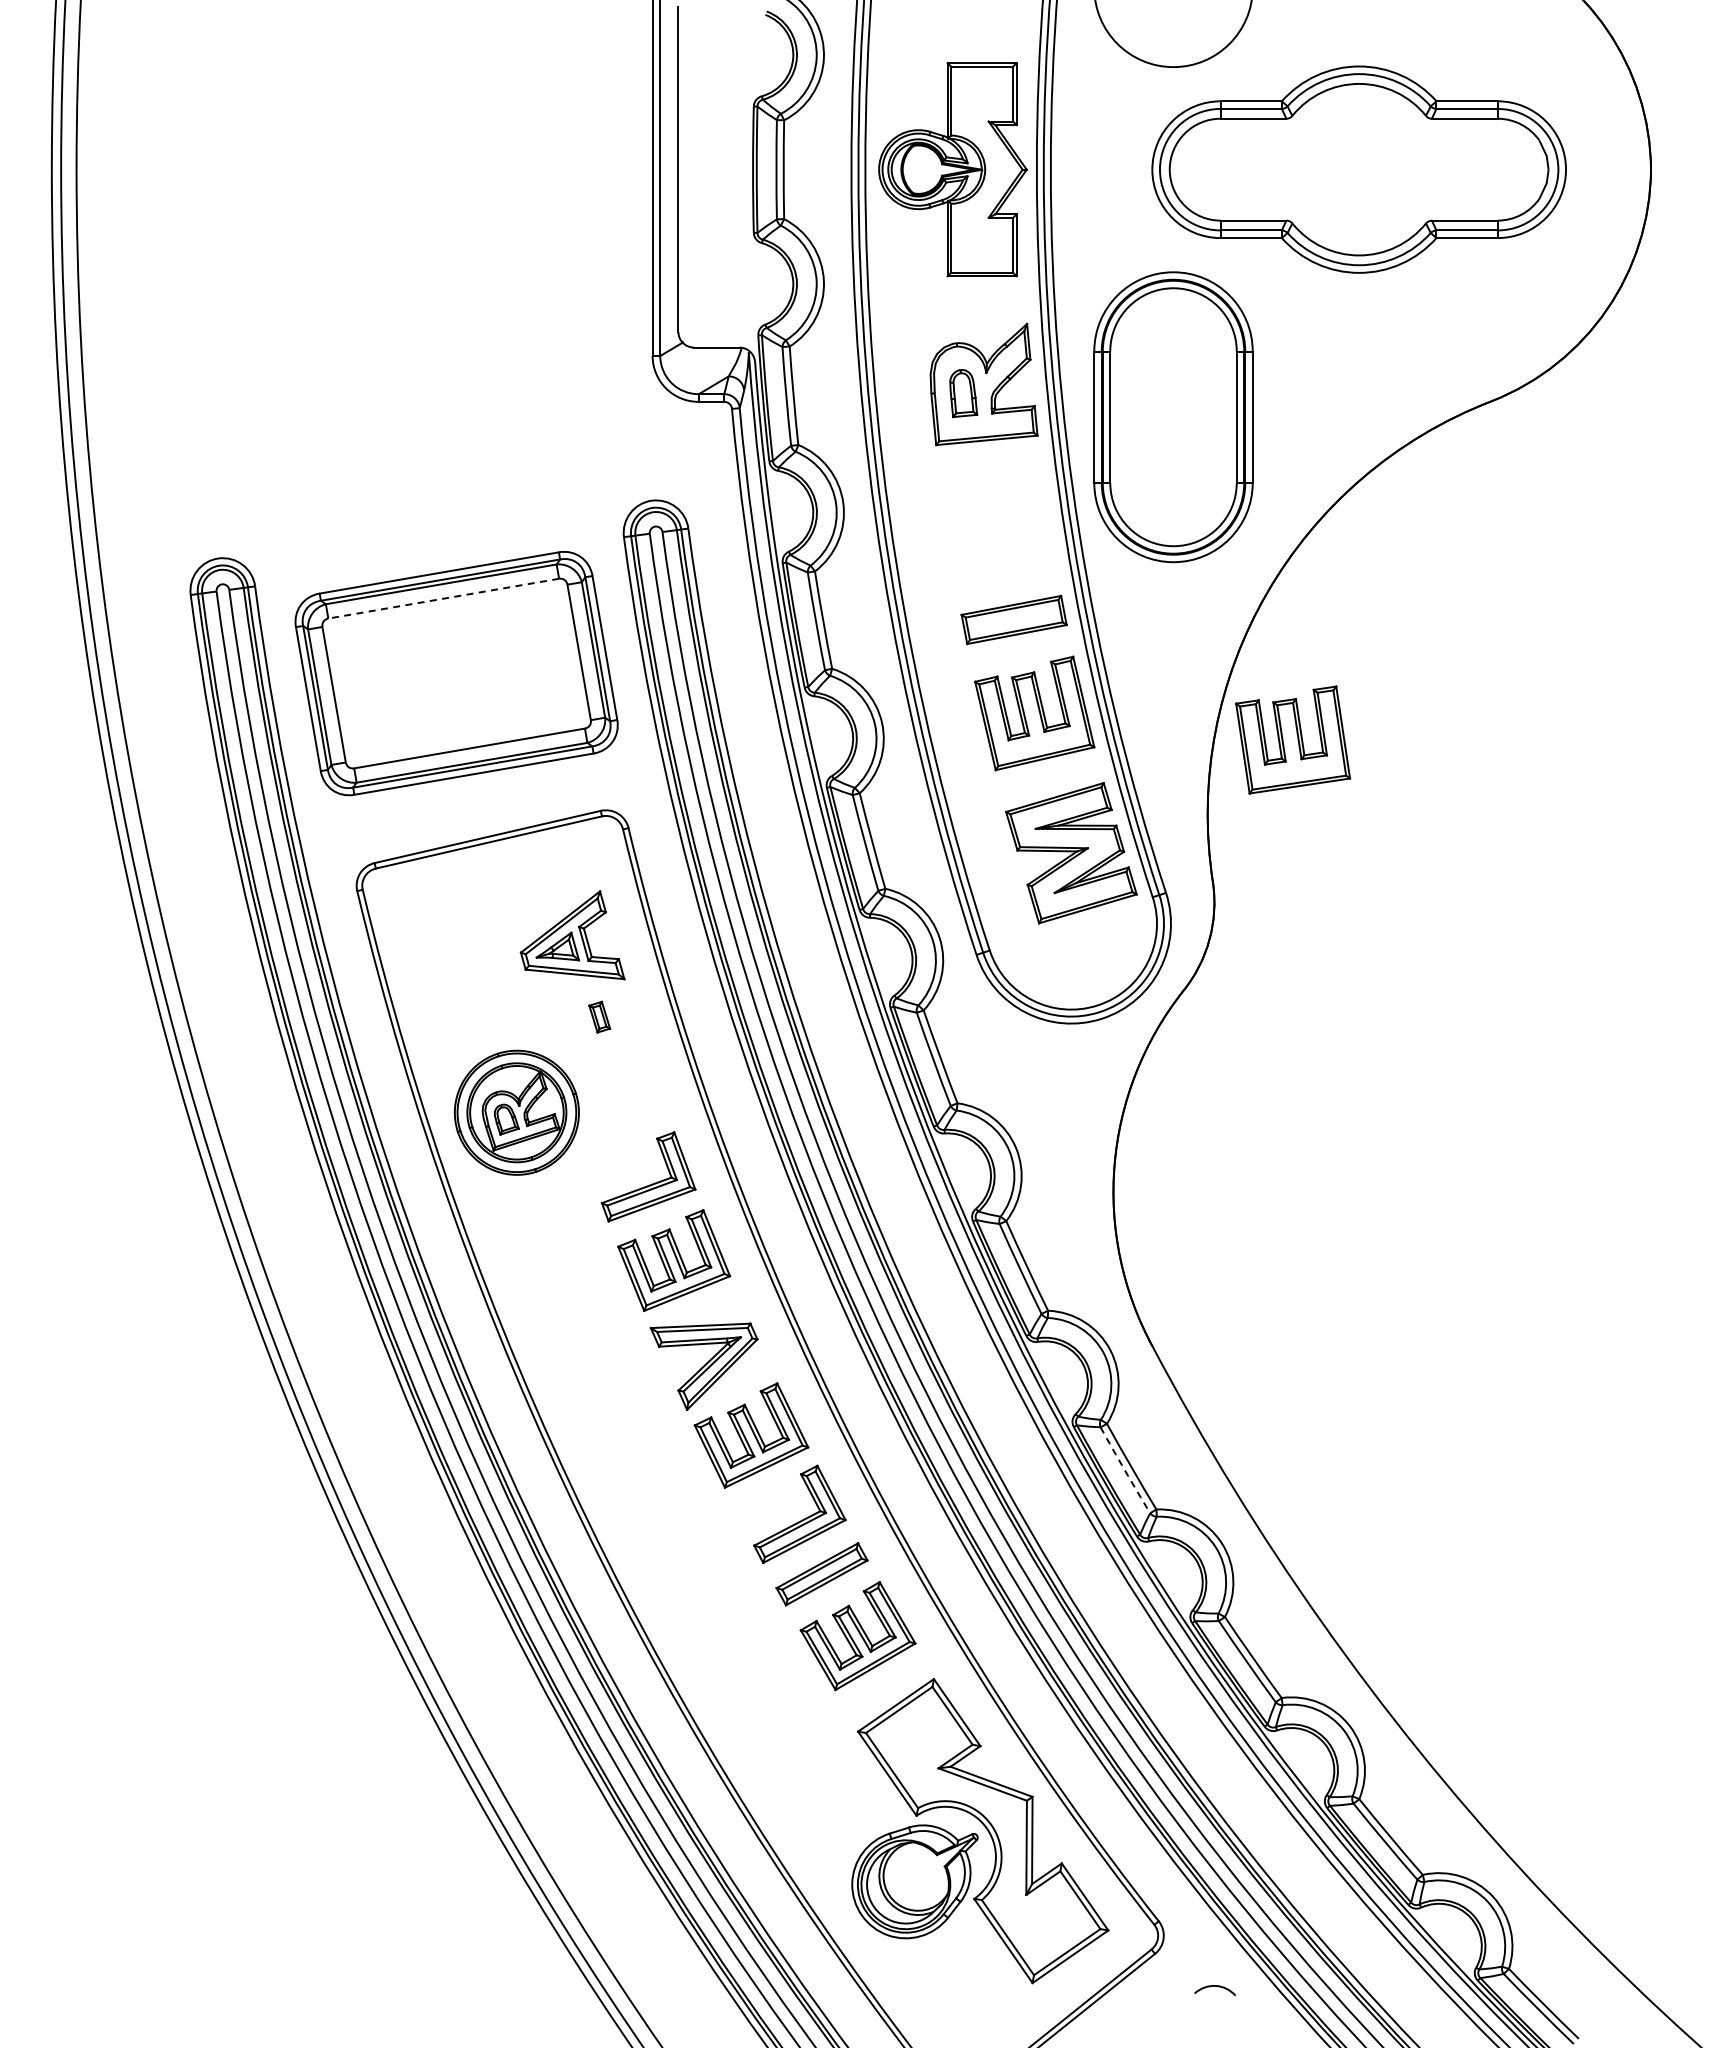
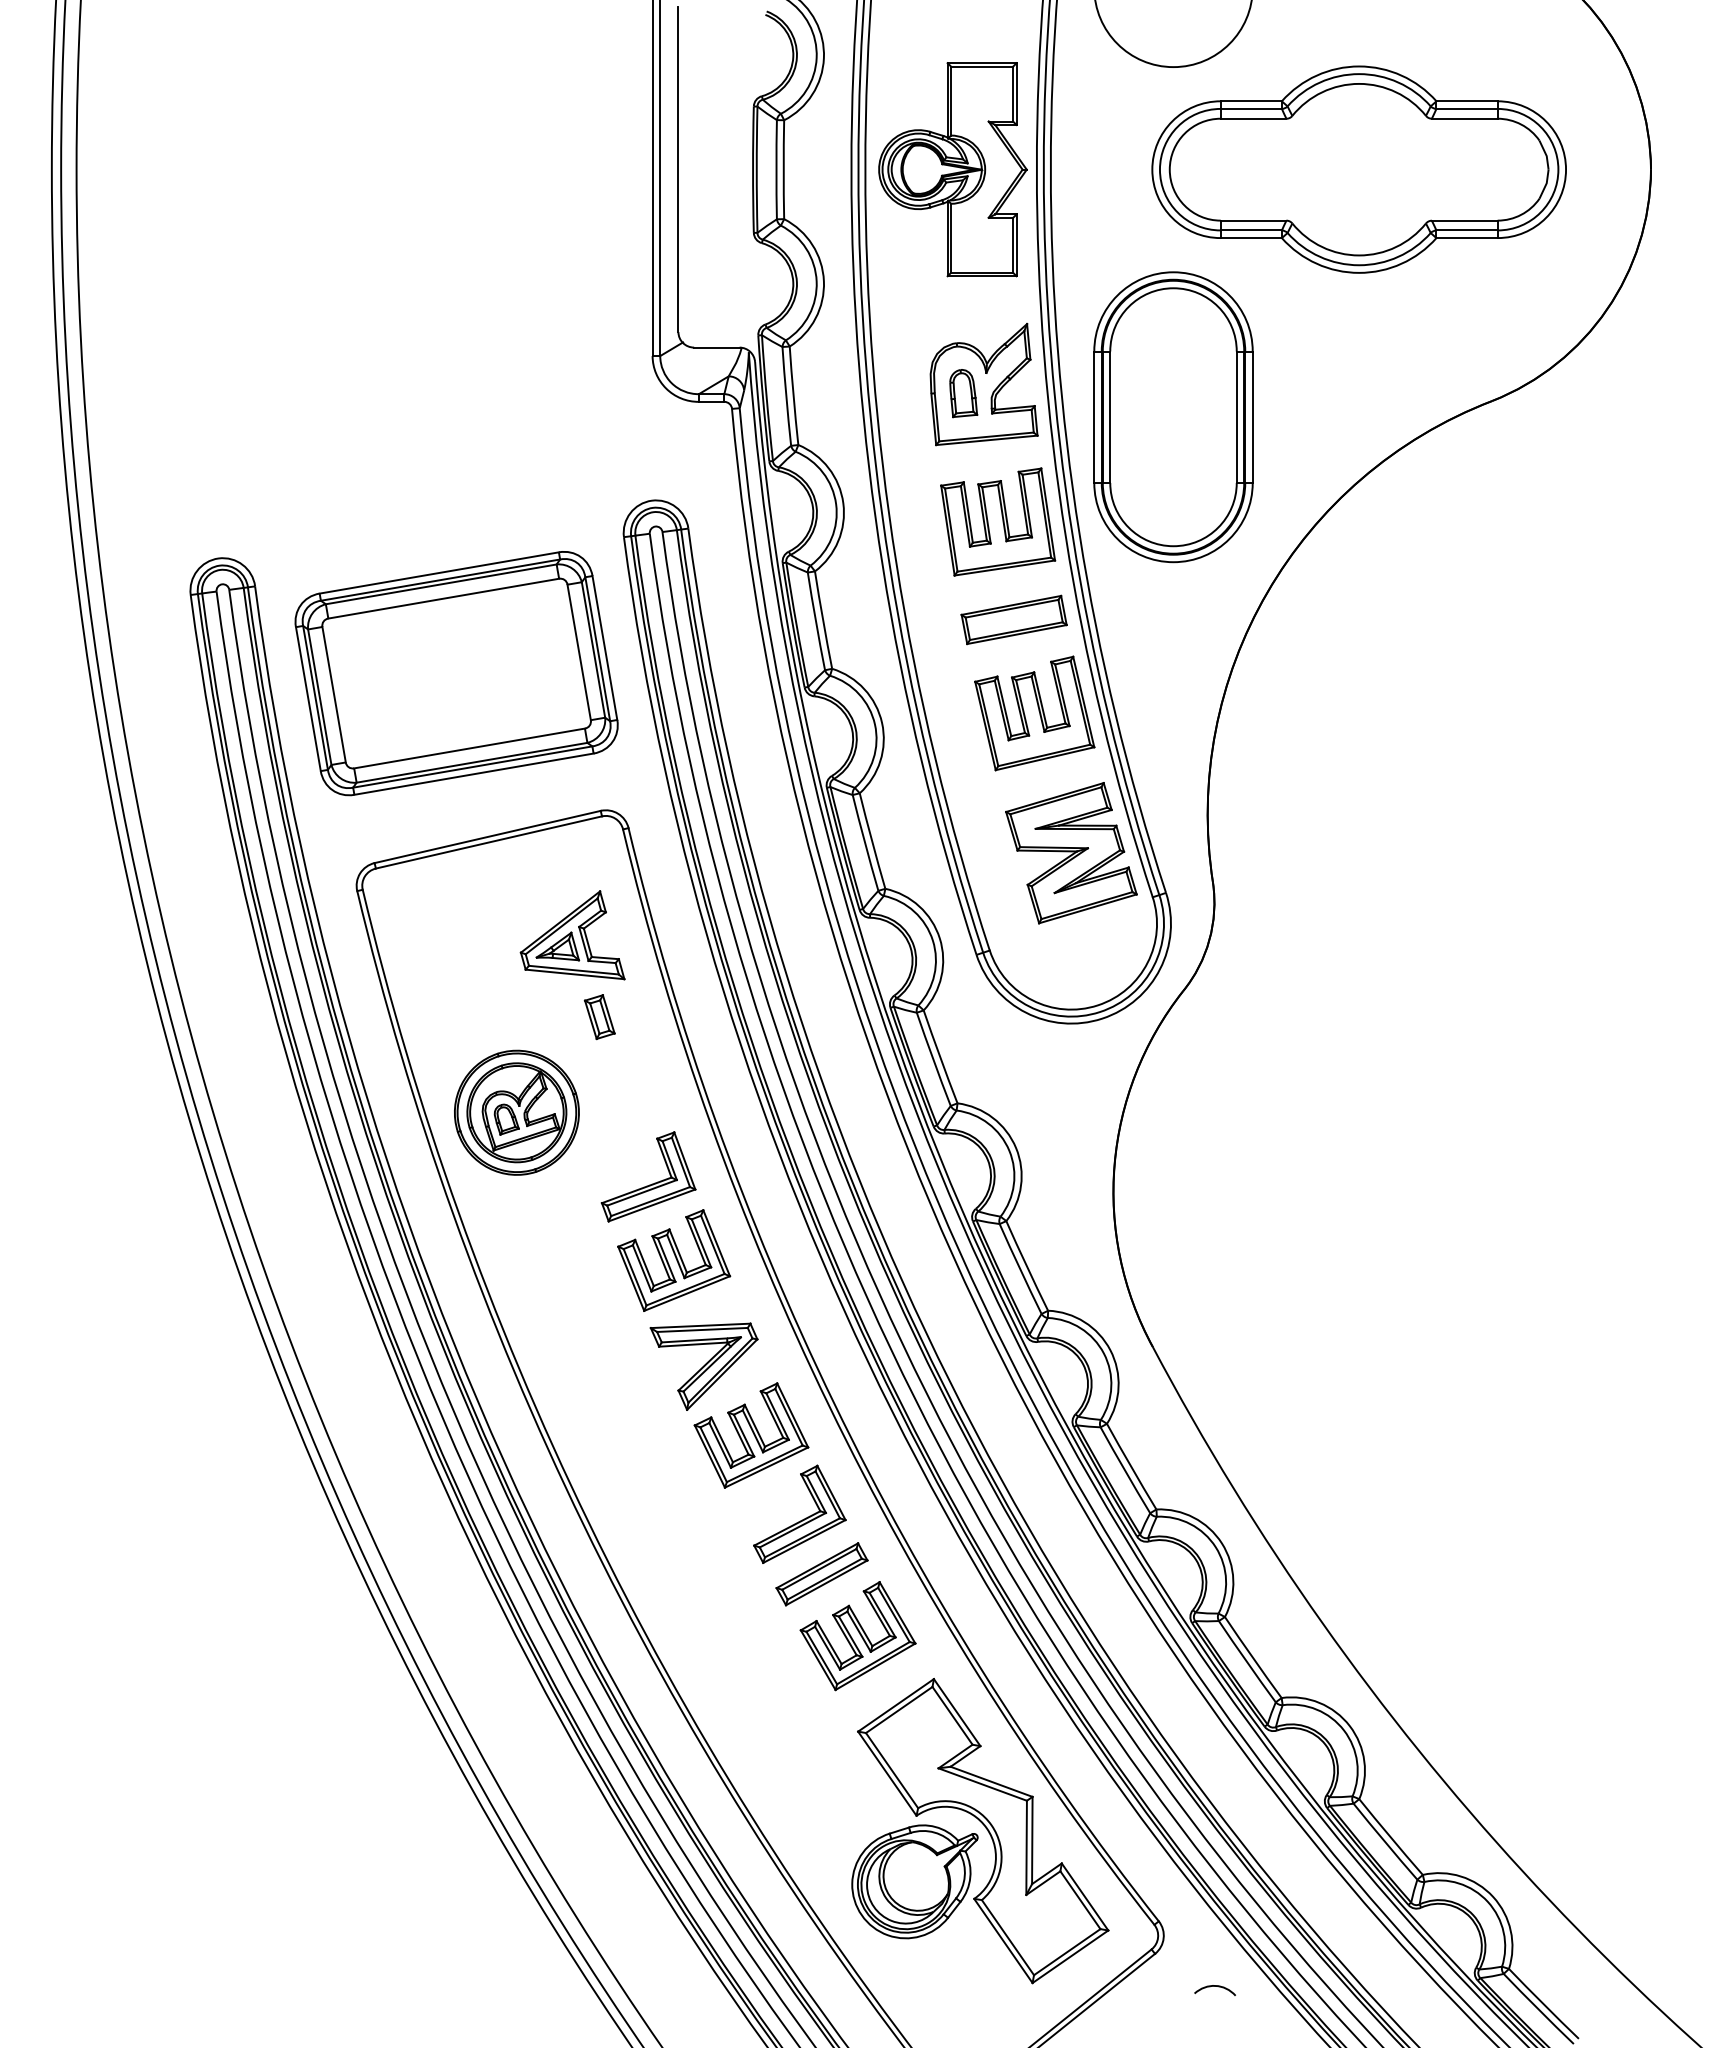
line: dashed -> solid (443, 598)
part position: (1293, 739) -> (998, 521) (998, 521)
part size: 24x34 px -> 33x47 px (599, 1017)
arc: dashed -> solid (1125, 1470)
